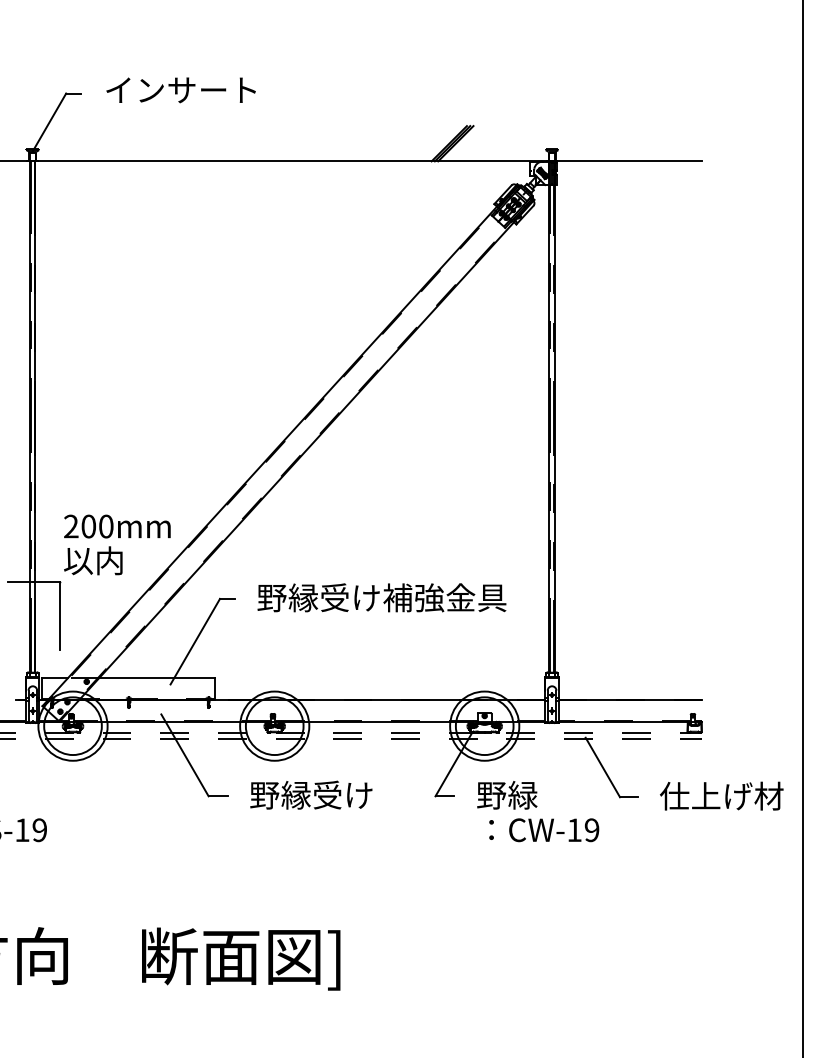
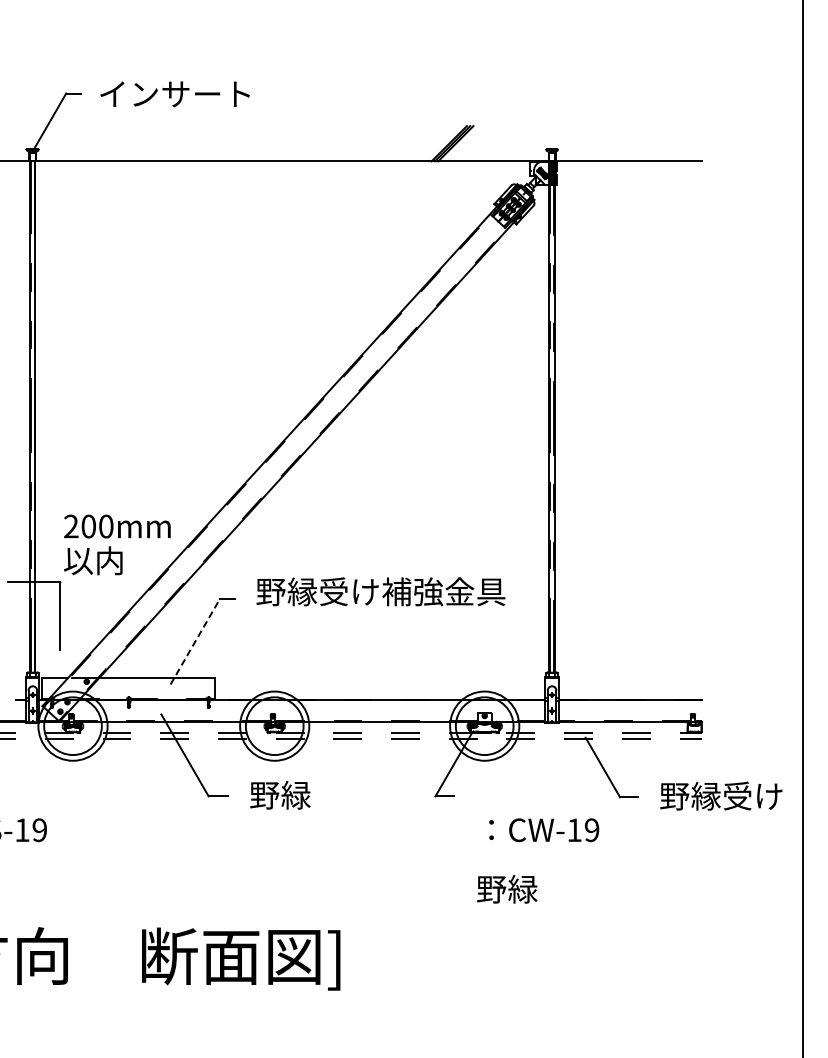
text position: (180, 90) -> (174, 94) (174, 94)
text position: (381, 597) -> (380, 591) (380, 591)
line: solid -> dashed (195, 641)
text: 野縁受け -> 野緑 (328, 794)
text position: (507, 795) -> (507, 889) (507, 889)
text: 仕上げ材 -> 野縁受け (721, 795)
